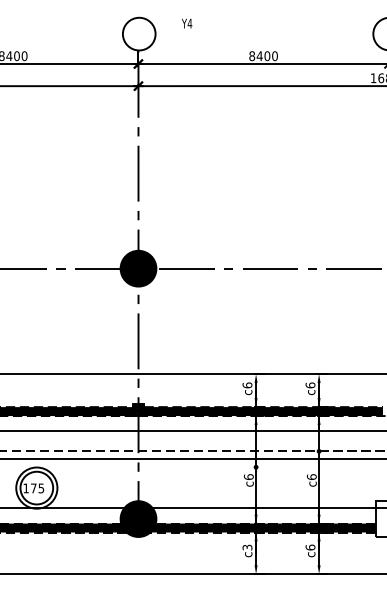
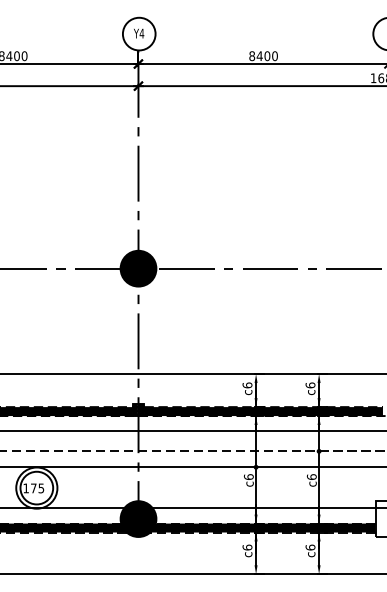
text position: (187, 23) -> (139, 33) (139, 33)
line position: (192, 459) -> (192, 467) (192, 467)
text: c3 -> c6 (247, 547)
